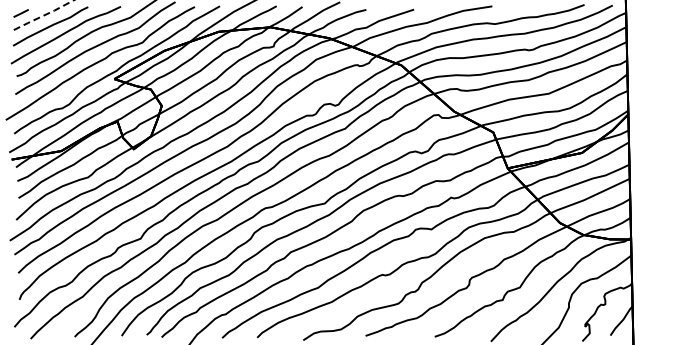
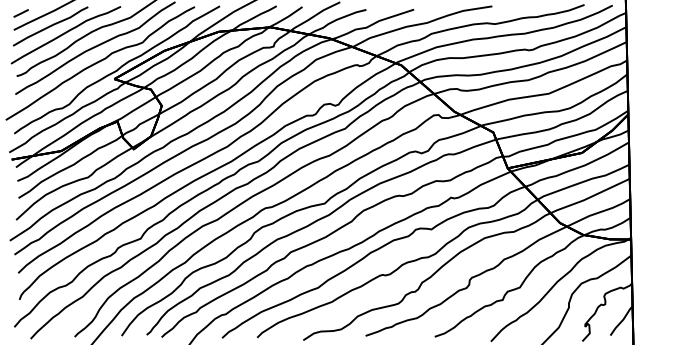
line: dashed -> solid (43, 15)
